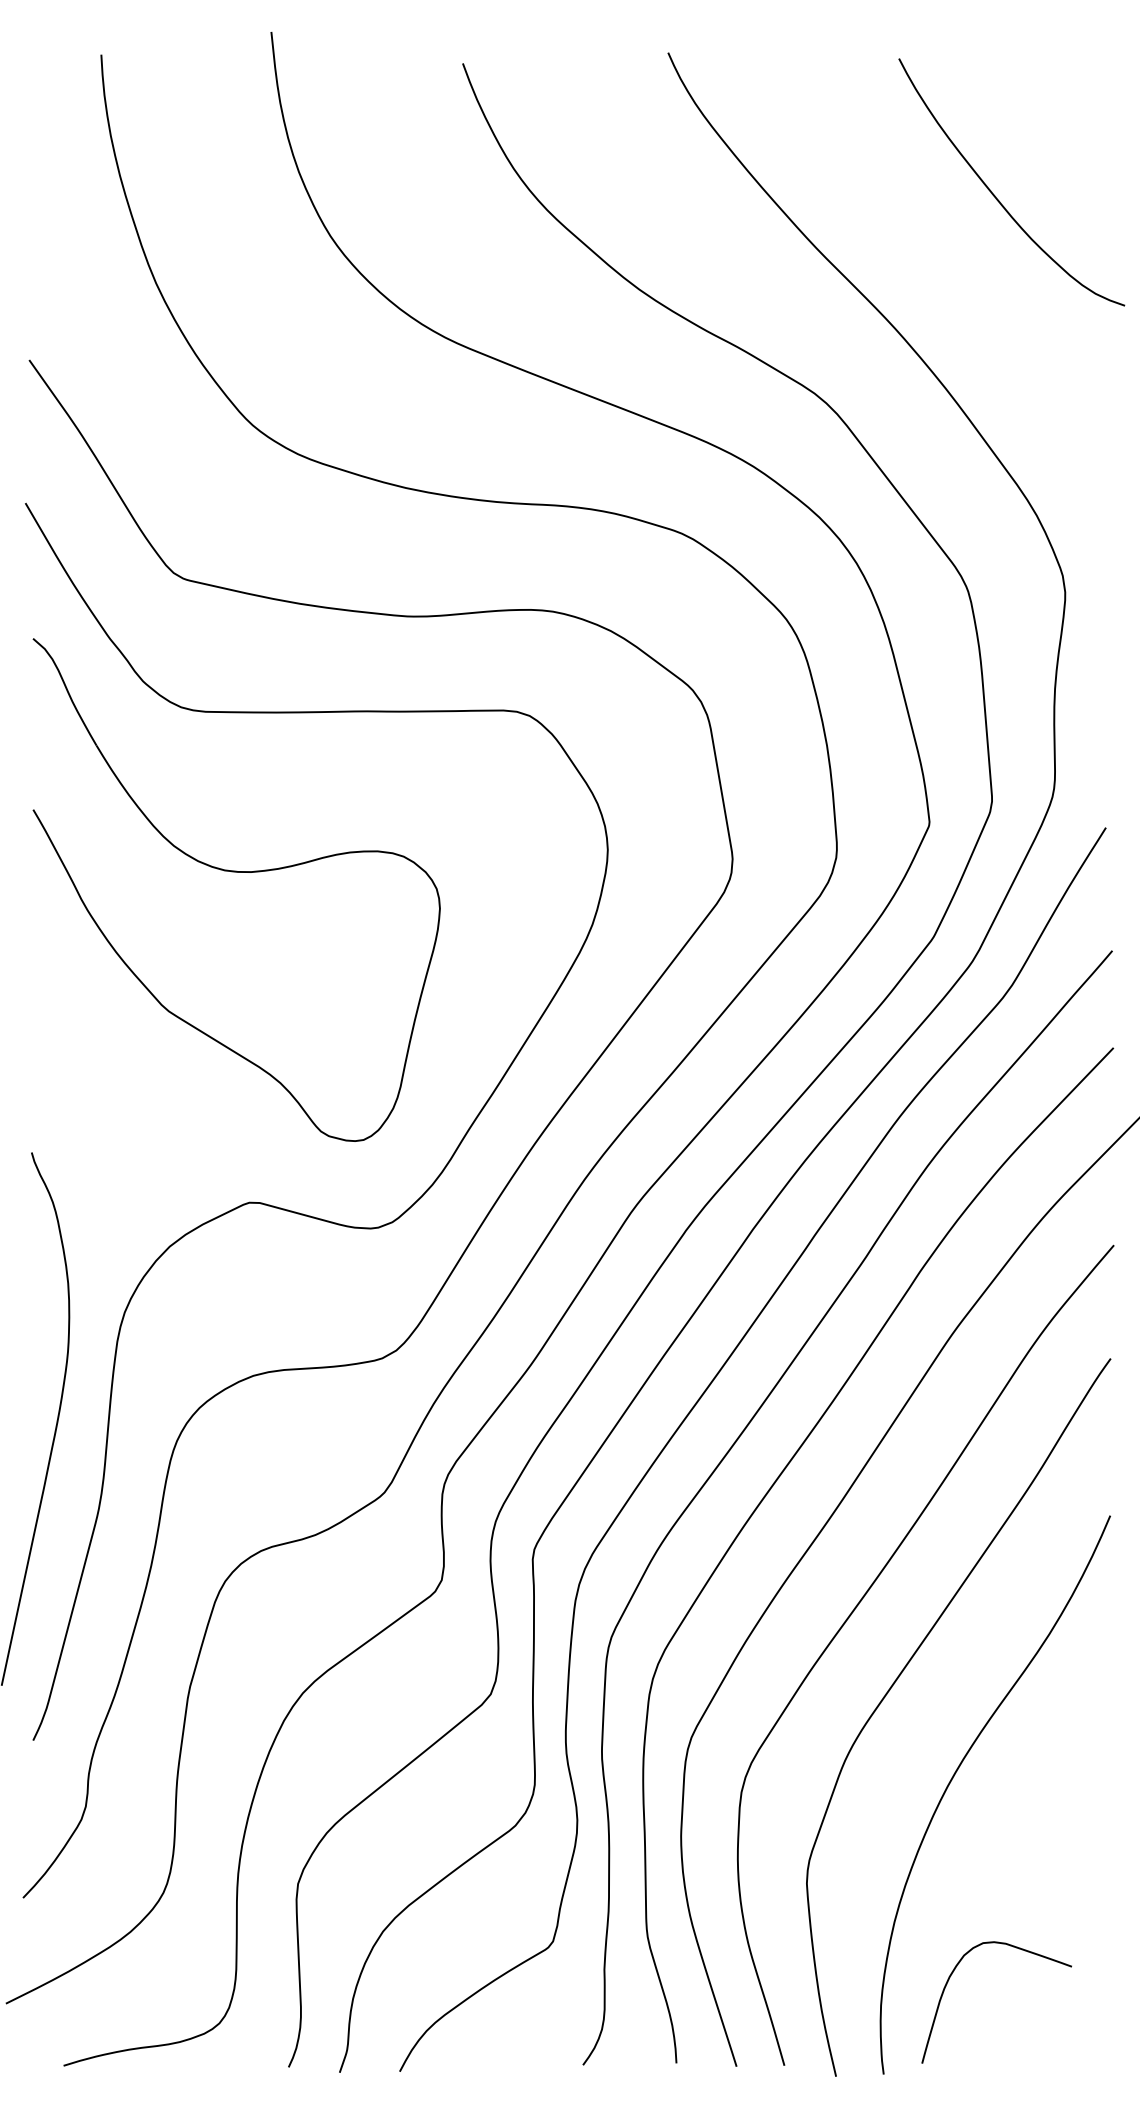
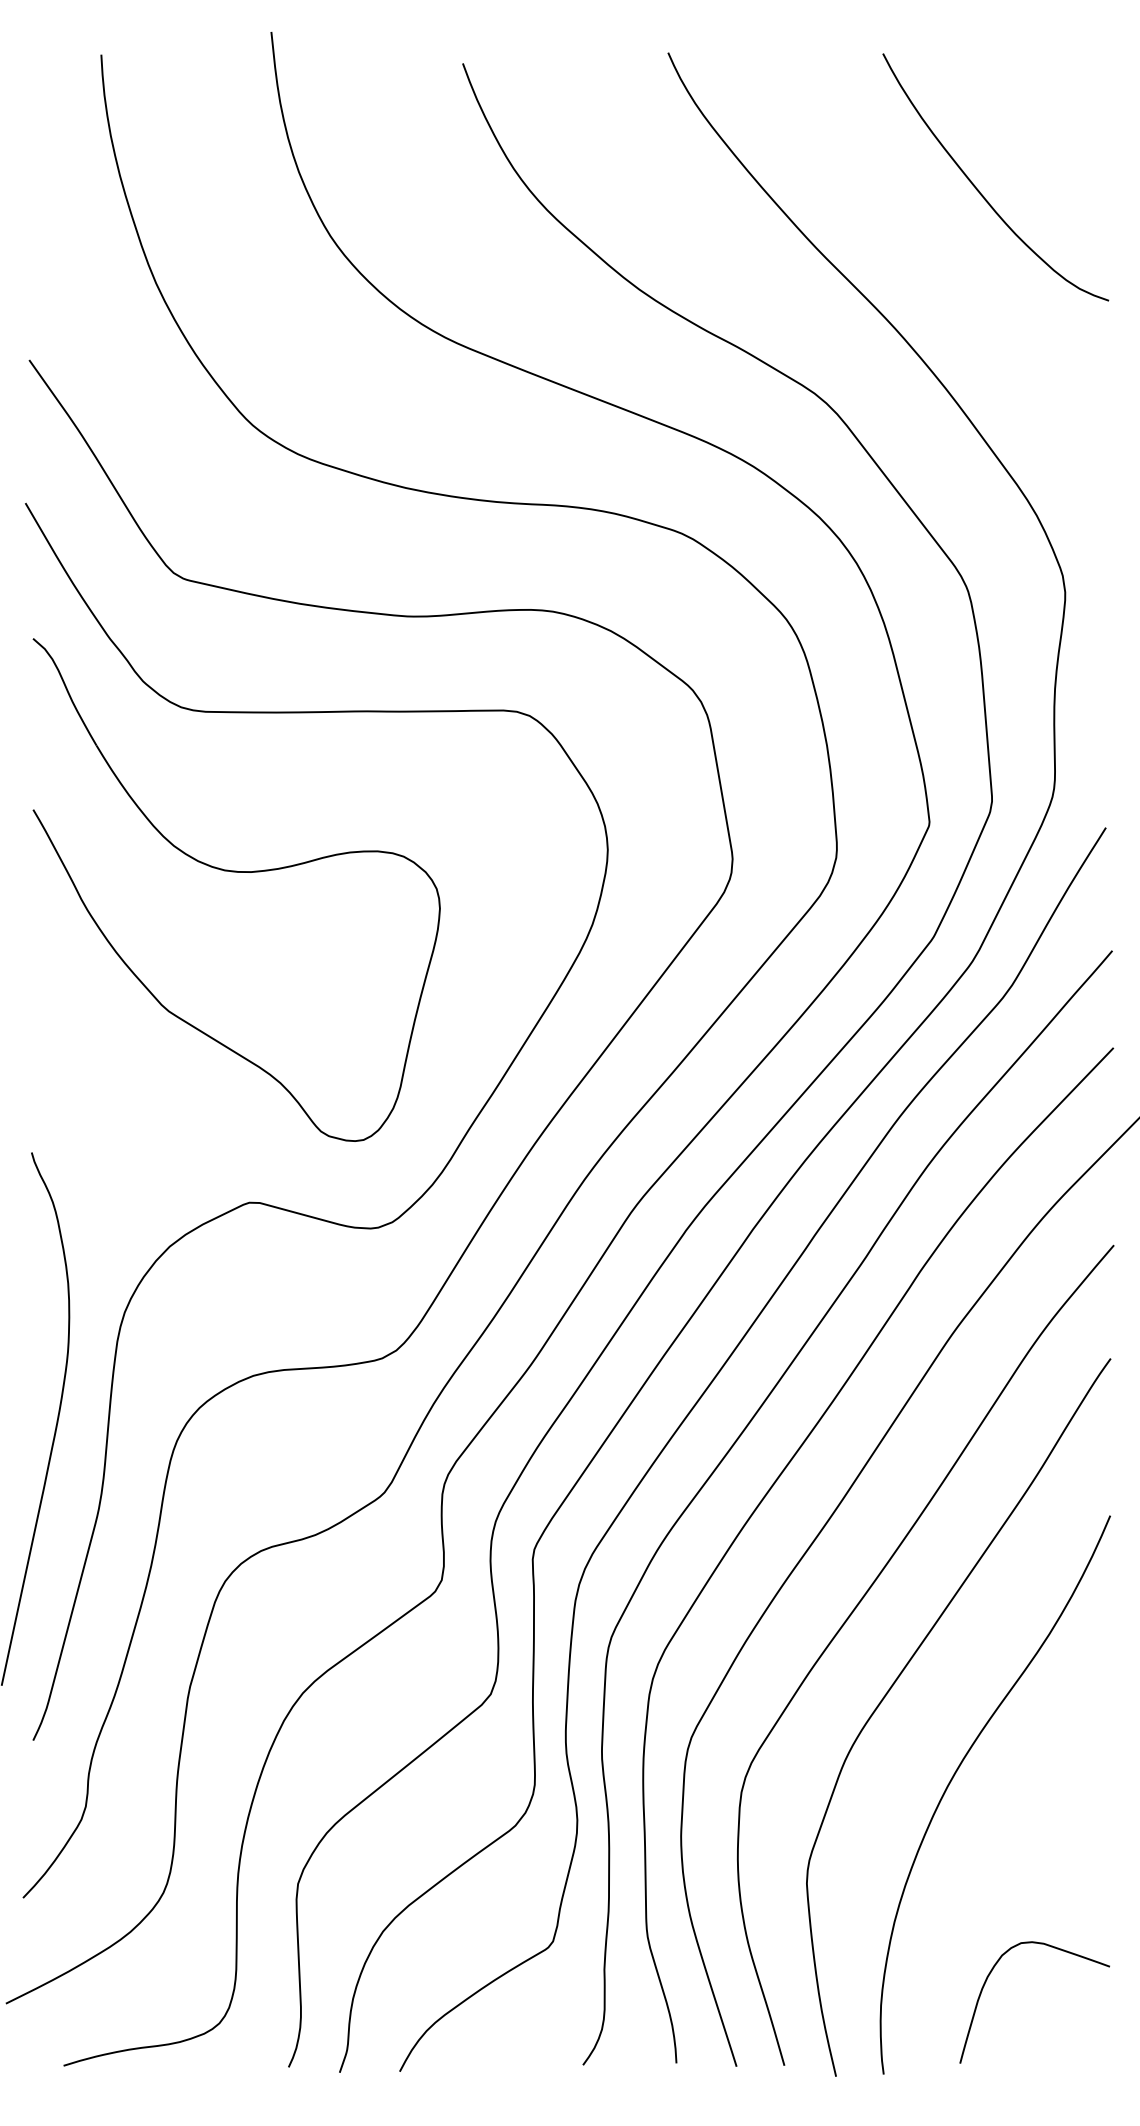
curve position: (995, 195) -> (979, 190) (979, 190)
curve position: (948, 1982) -> (986, 1982) (986, 1982)
